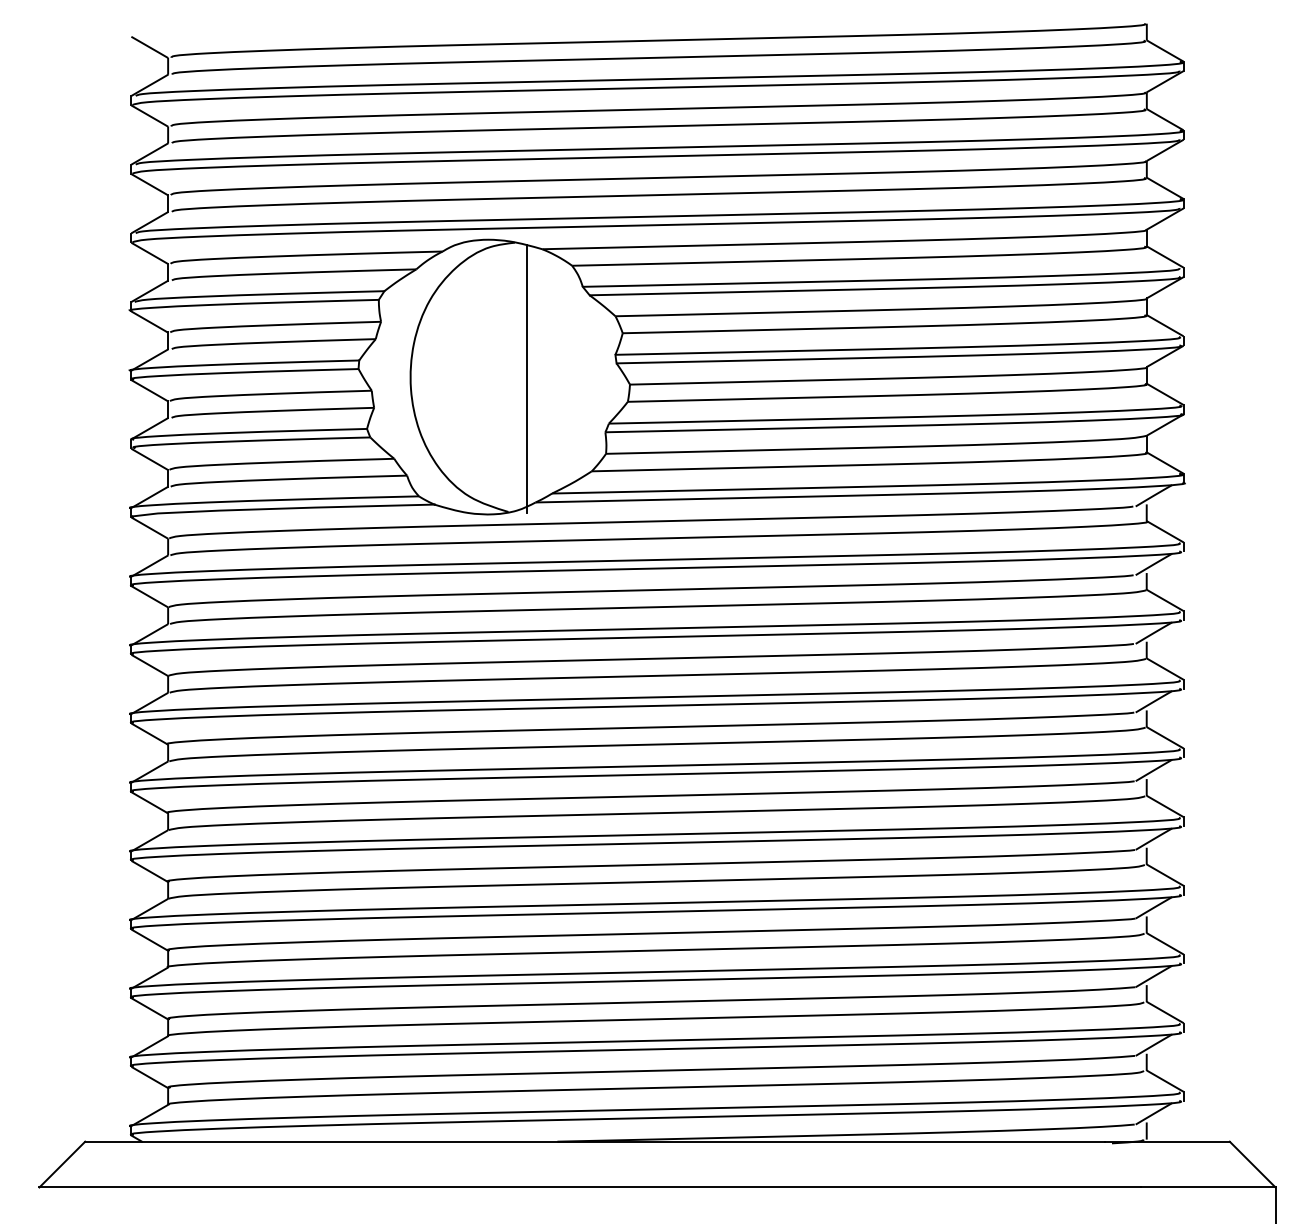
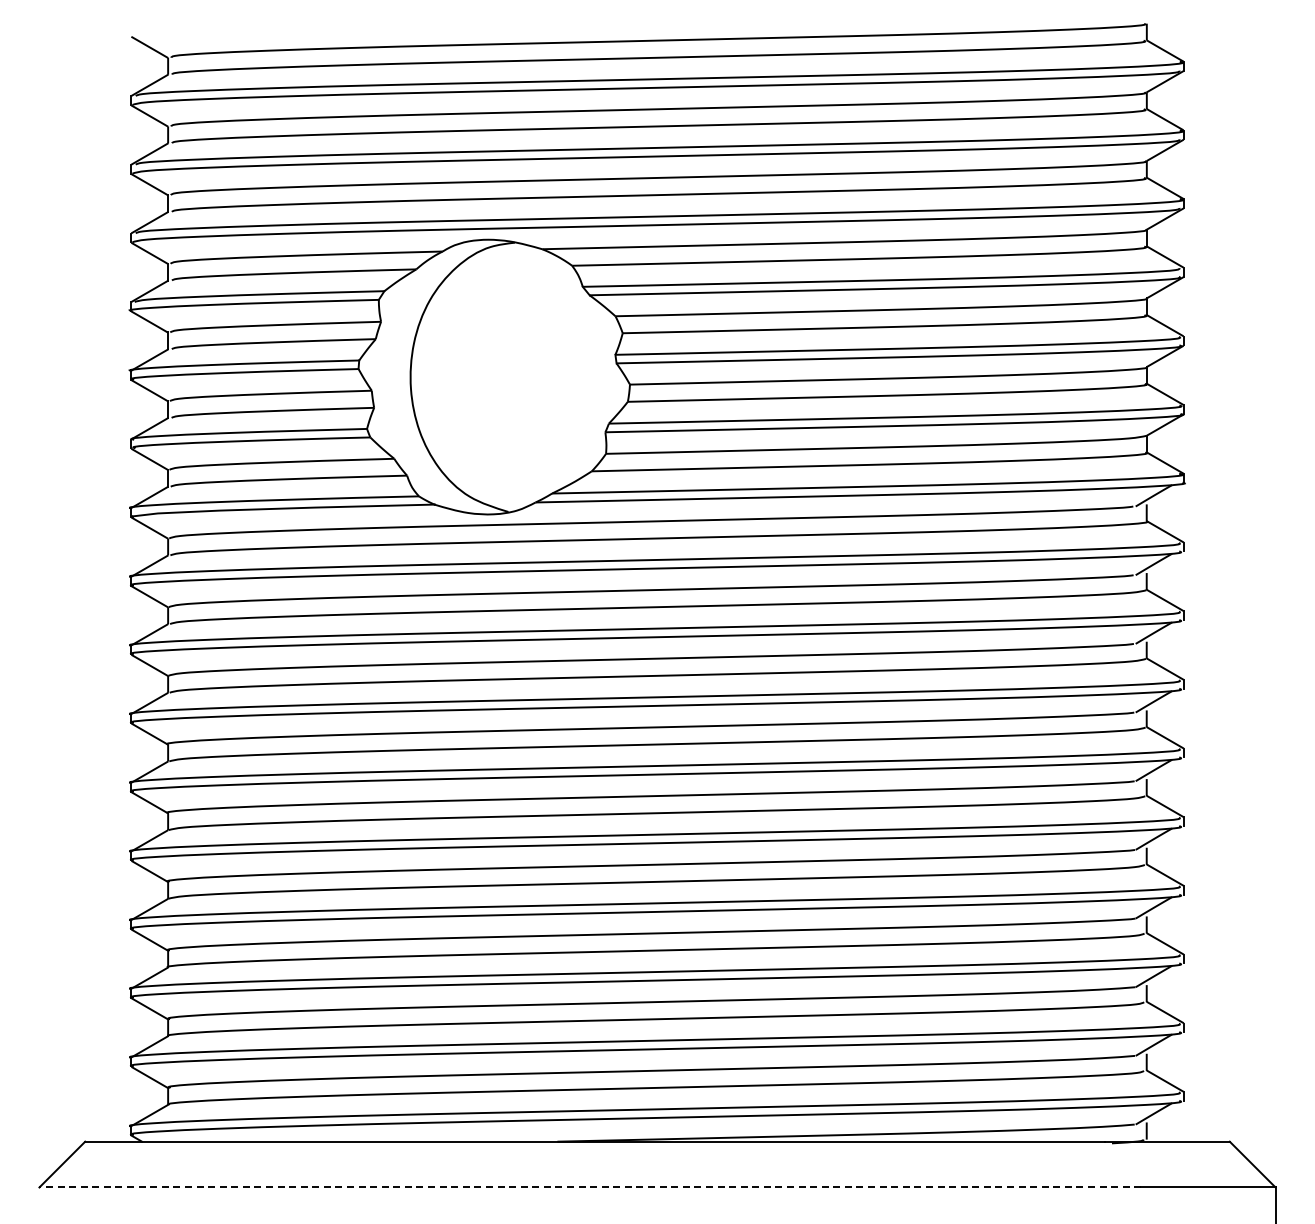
line: present -> none (526, 378)
line: solid -> dashed (590, 1187)
